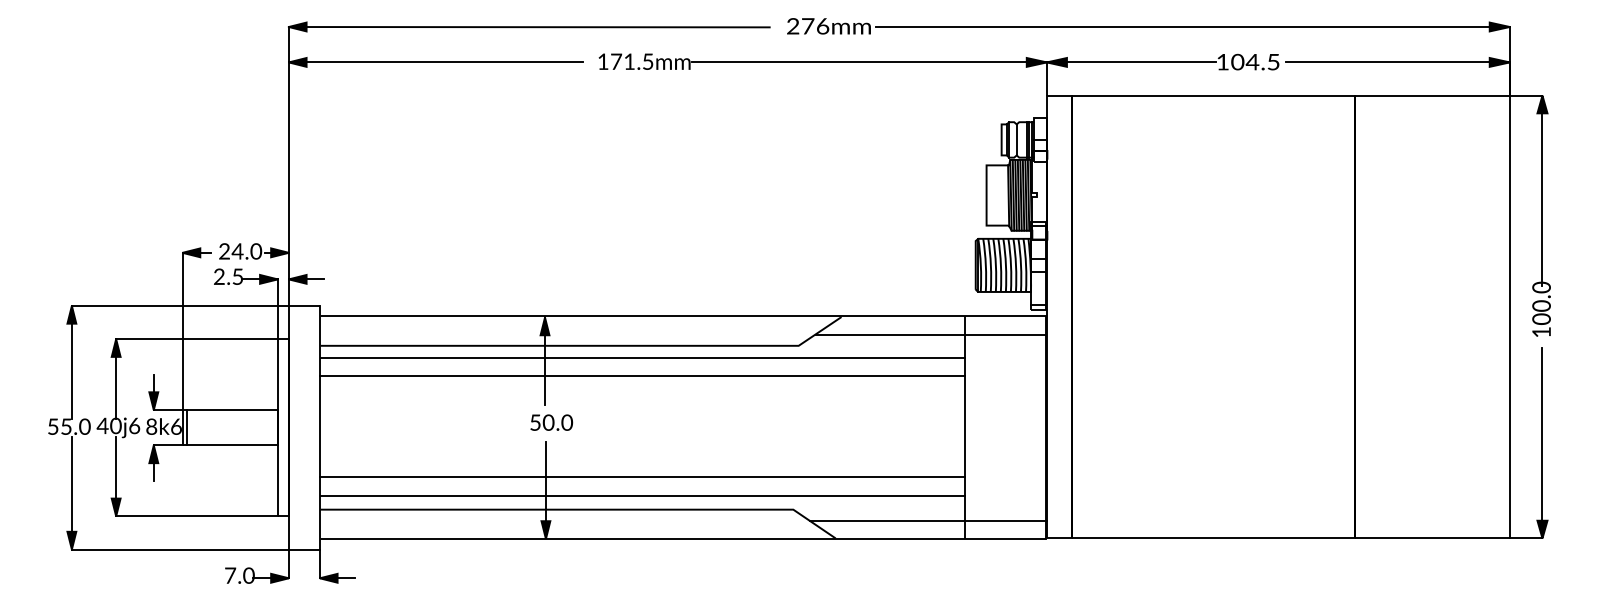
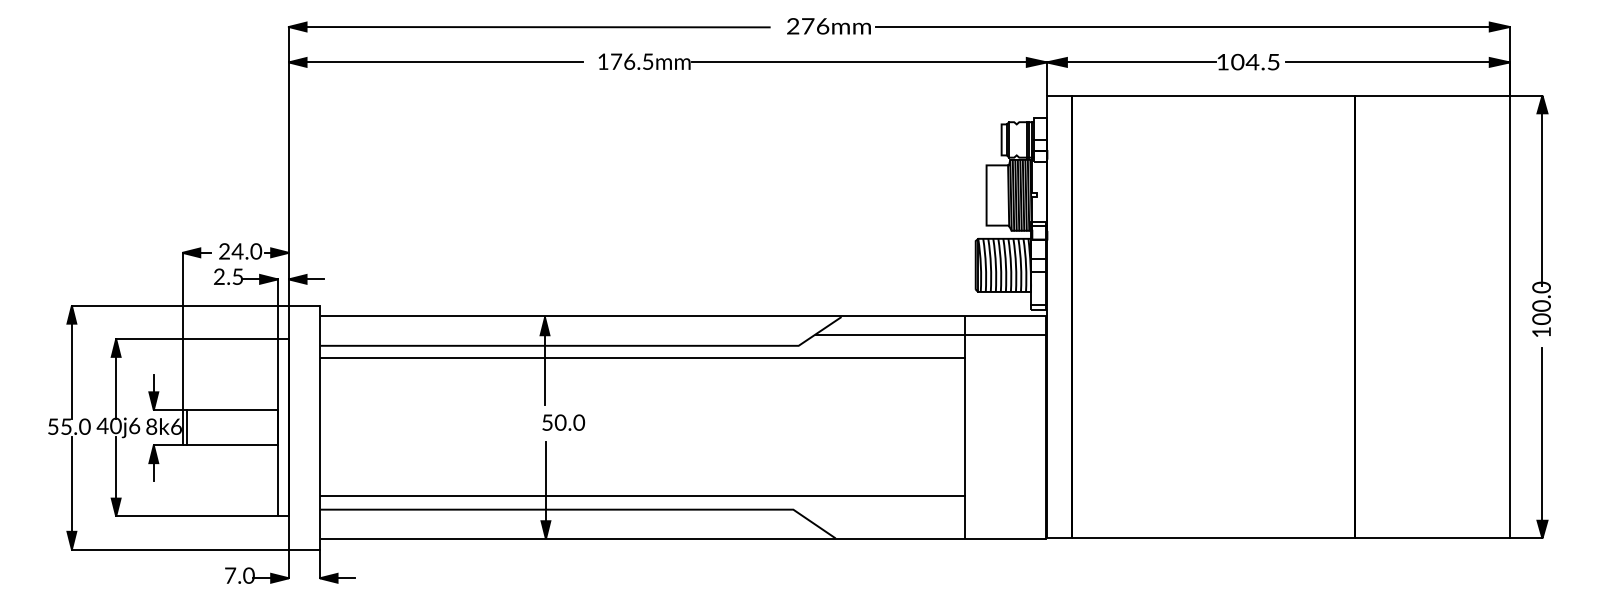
text: 171.5mm -> 176.5mm (629, 61)
line: present -> none (1016, 139)
line: present -> none (642, 376)
text position: (551, 422) -> (563, 422) (563, 422)
line: present -> none (642, 477)
line: present -> none (928, 520)
